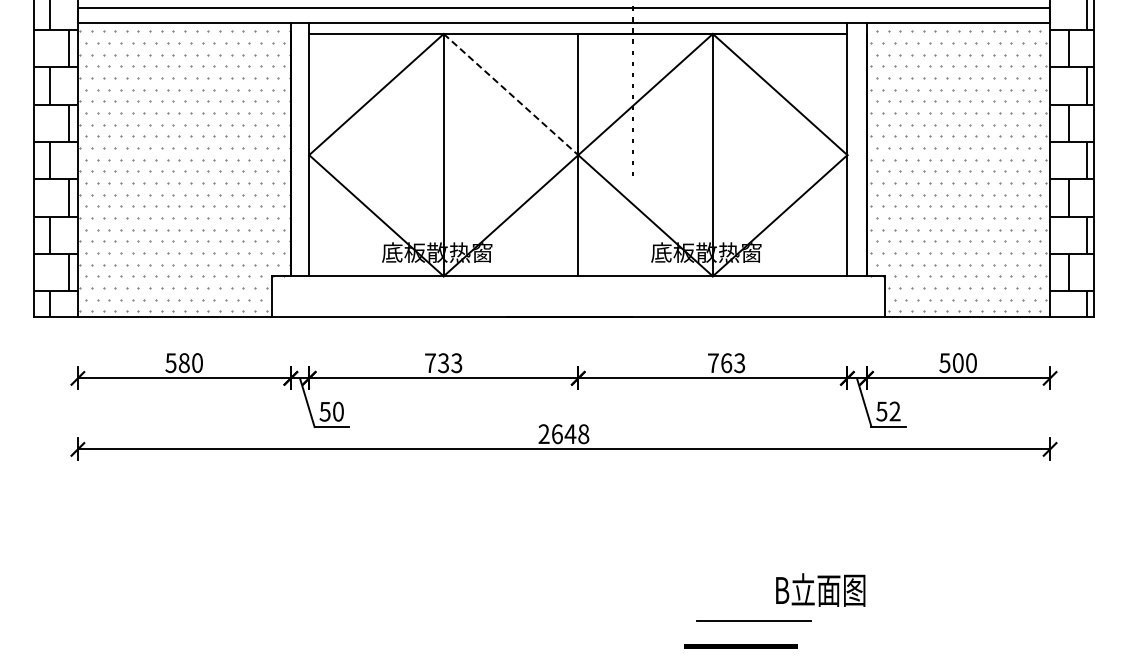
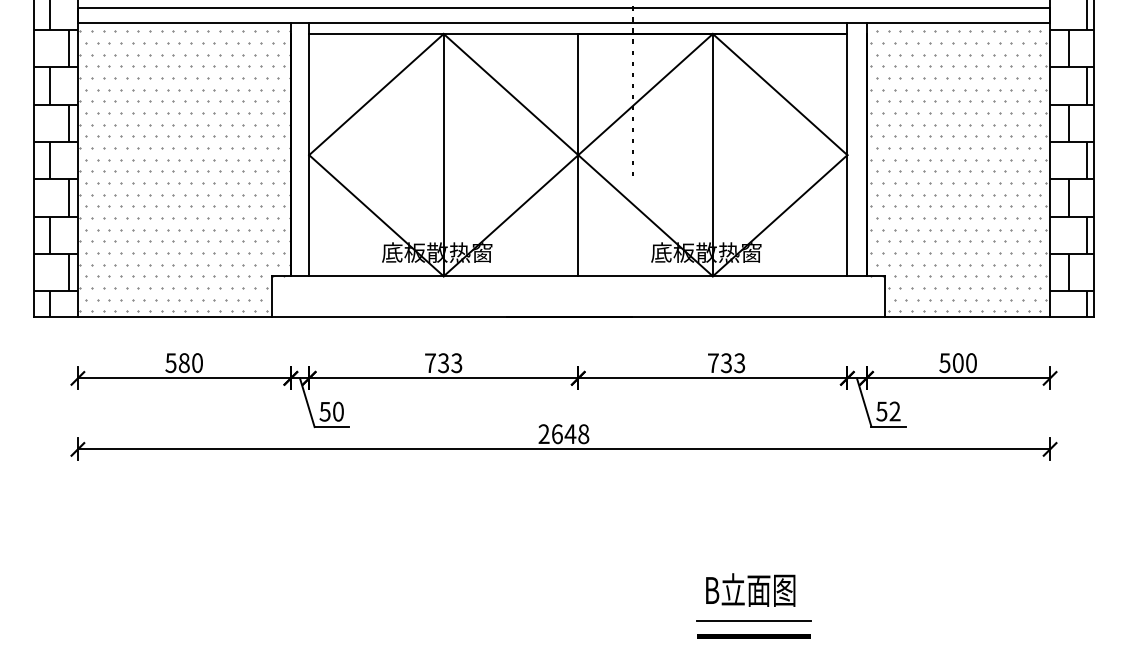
line: dashed -> solid (511, 94)
text: 763 -> 733 (726, 363)
text position: (820, 589) -> (750, 589) (750, 589)
line position: (740, 646) -> (753, 636) (753, 636)
